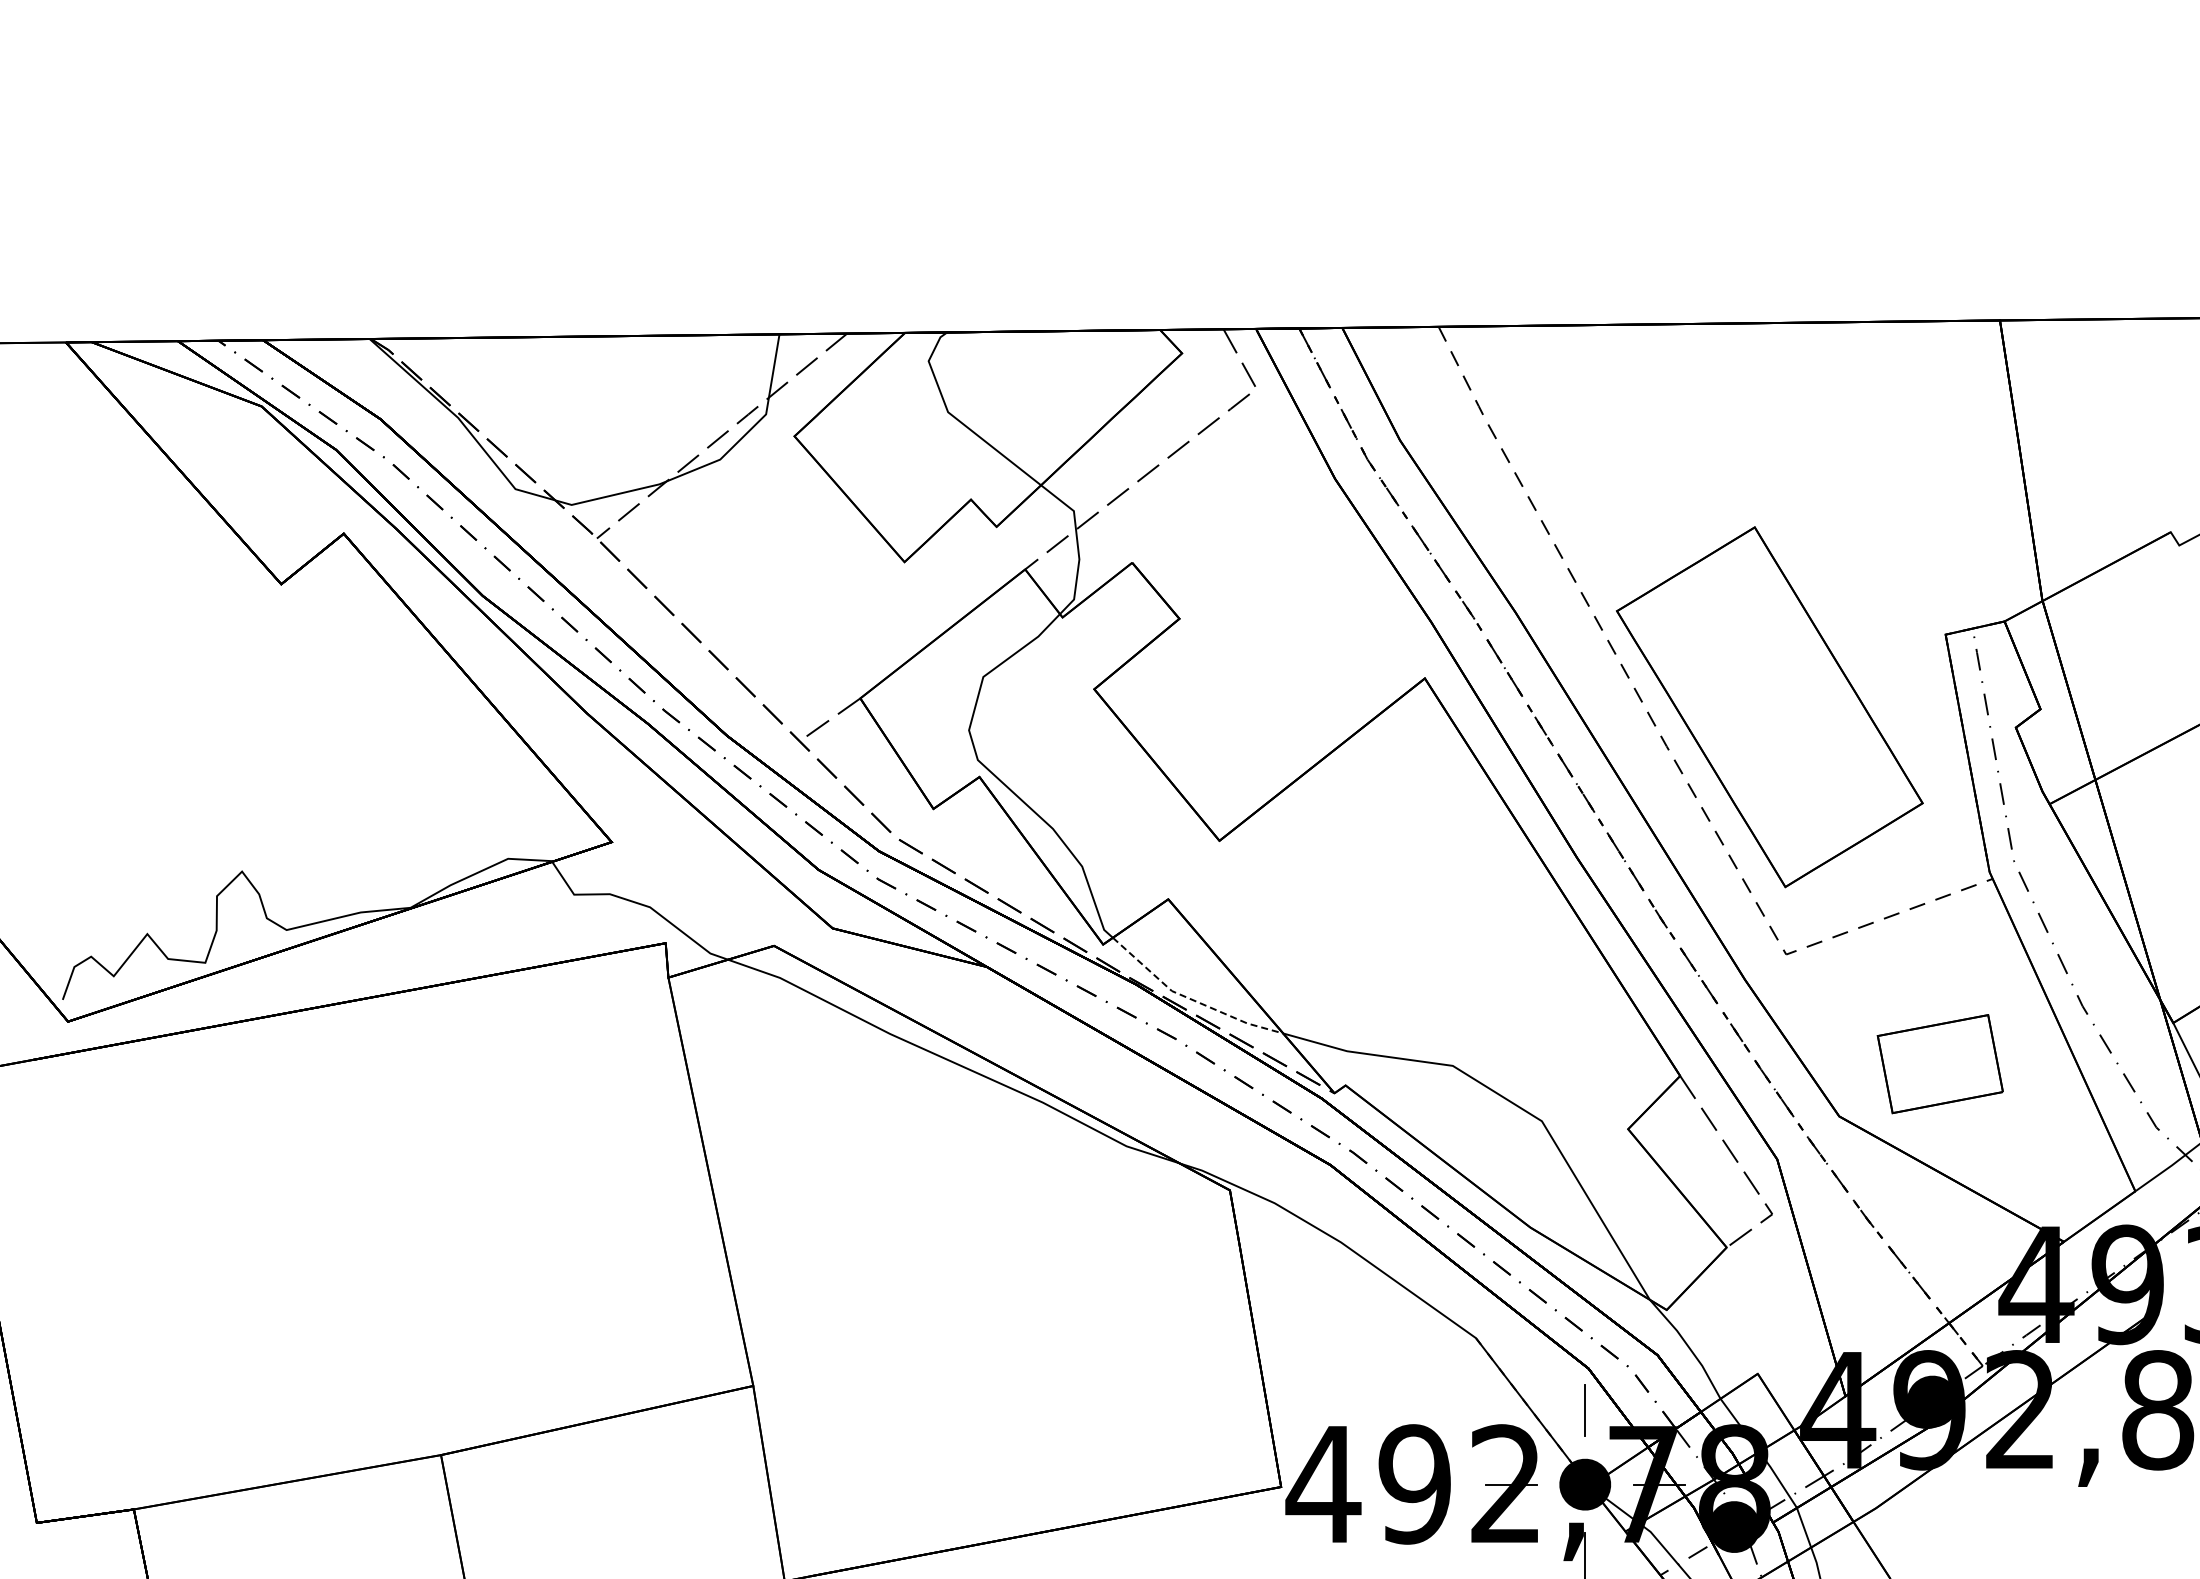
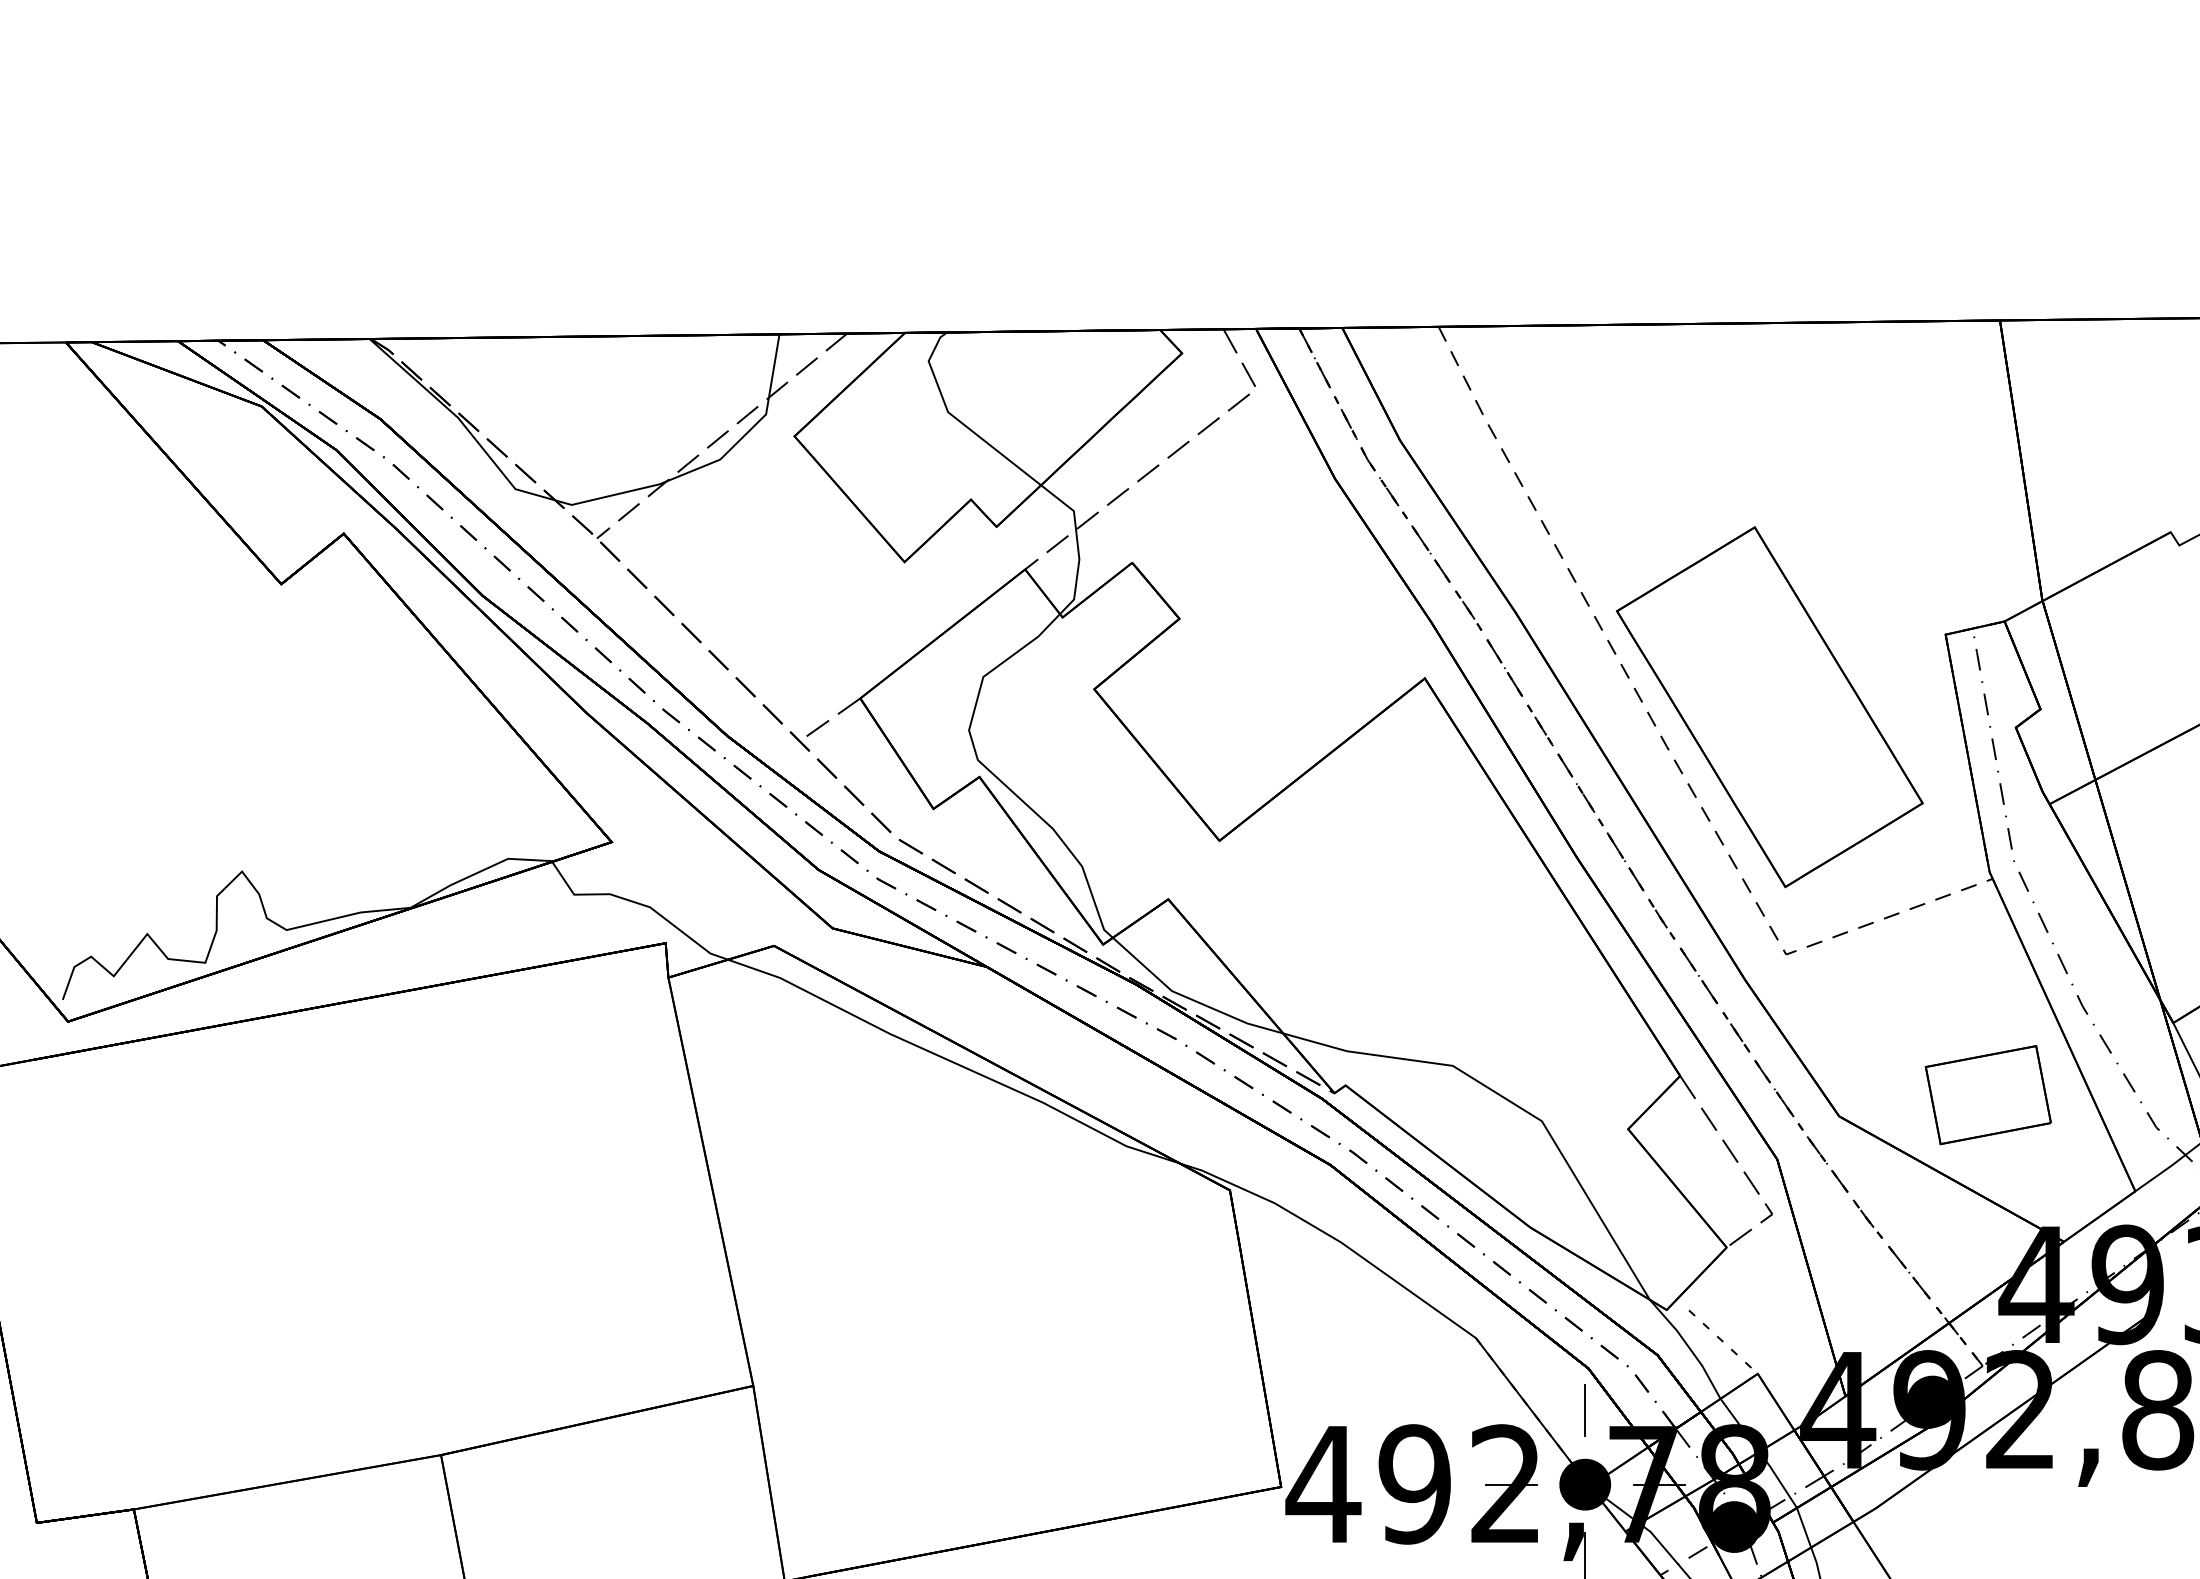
line: dashed -> solid (1191, 999)
part position: (1939, 1064) -> (1987, 1095) (1987, 1095)
line: none -> present (1719, 1338)
